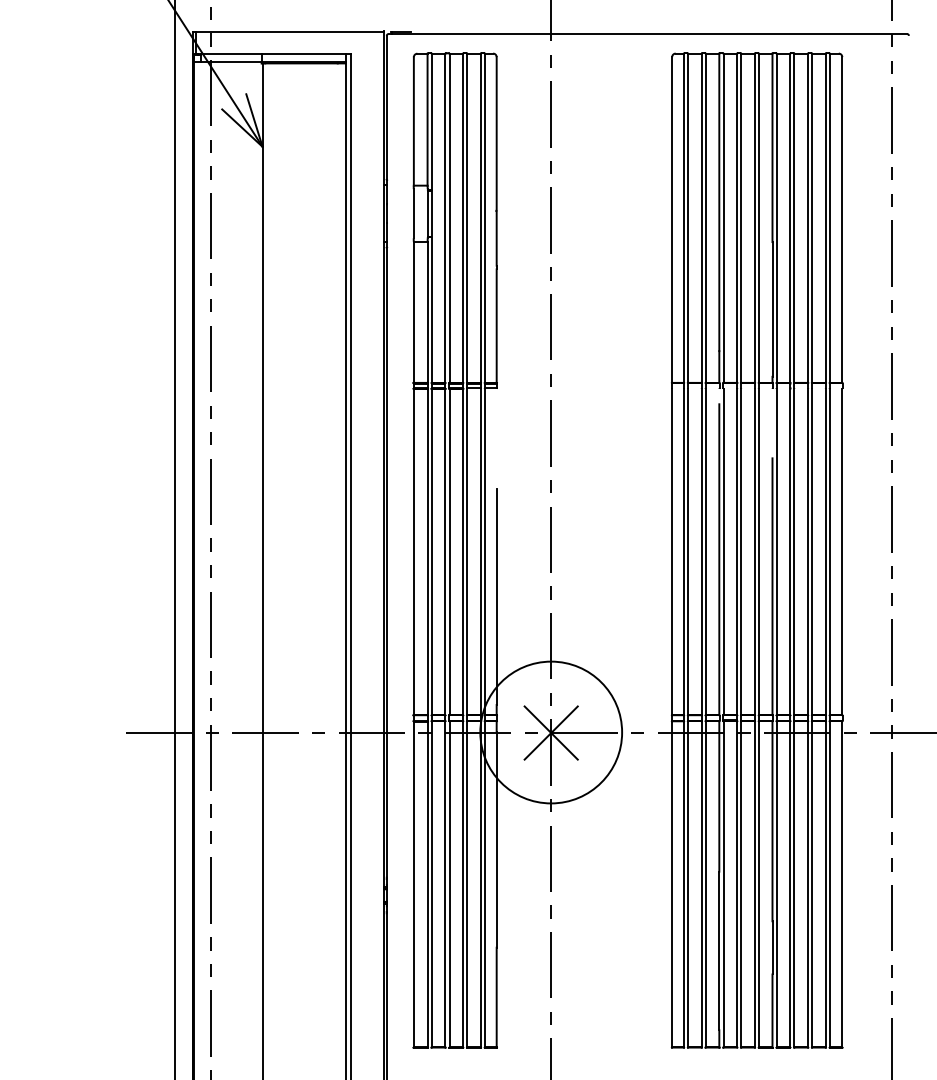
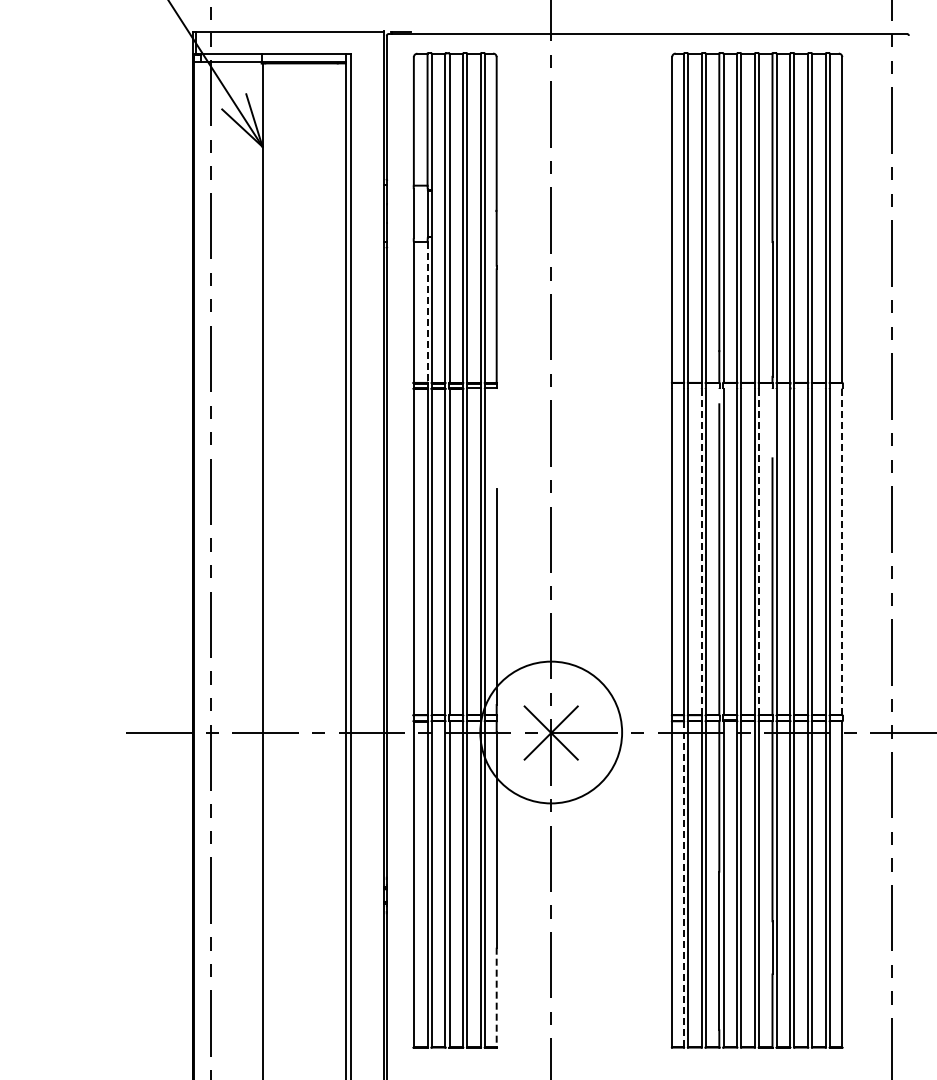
line: solid -> dashed (427, 312)
line: present -> none (175, 539)
line: solid -> dashed (701, 552)
line: solid -> dashed (759, 552)
line: solid -> dashed (842, 552)
line: solid -> dashed (683, 884)
line: solid -> dashed (496, 997)
